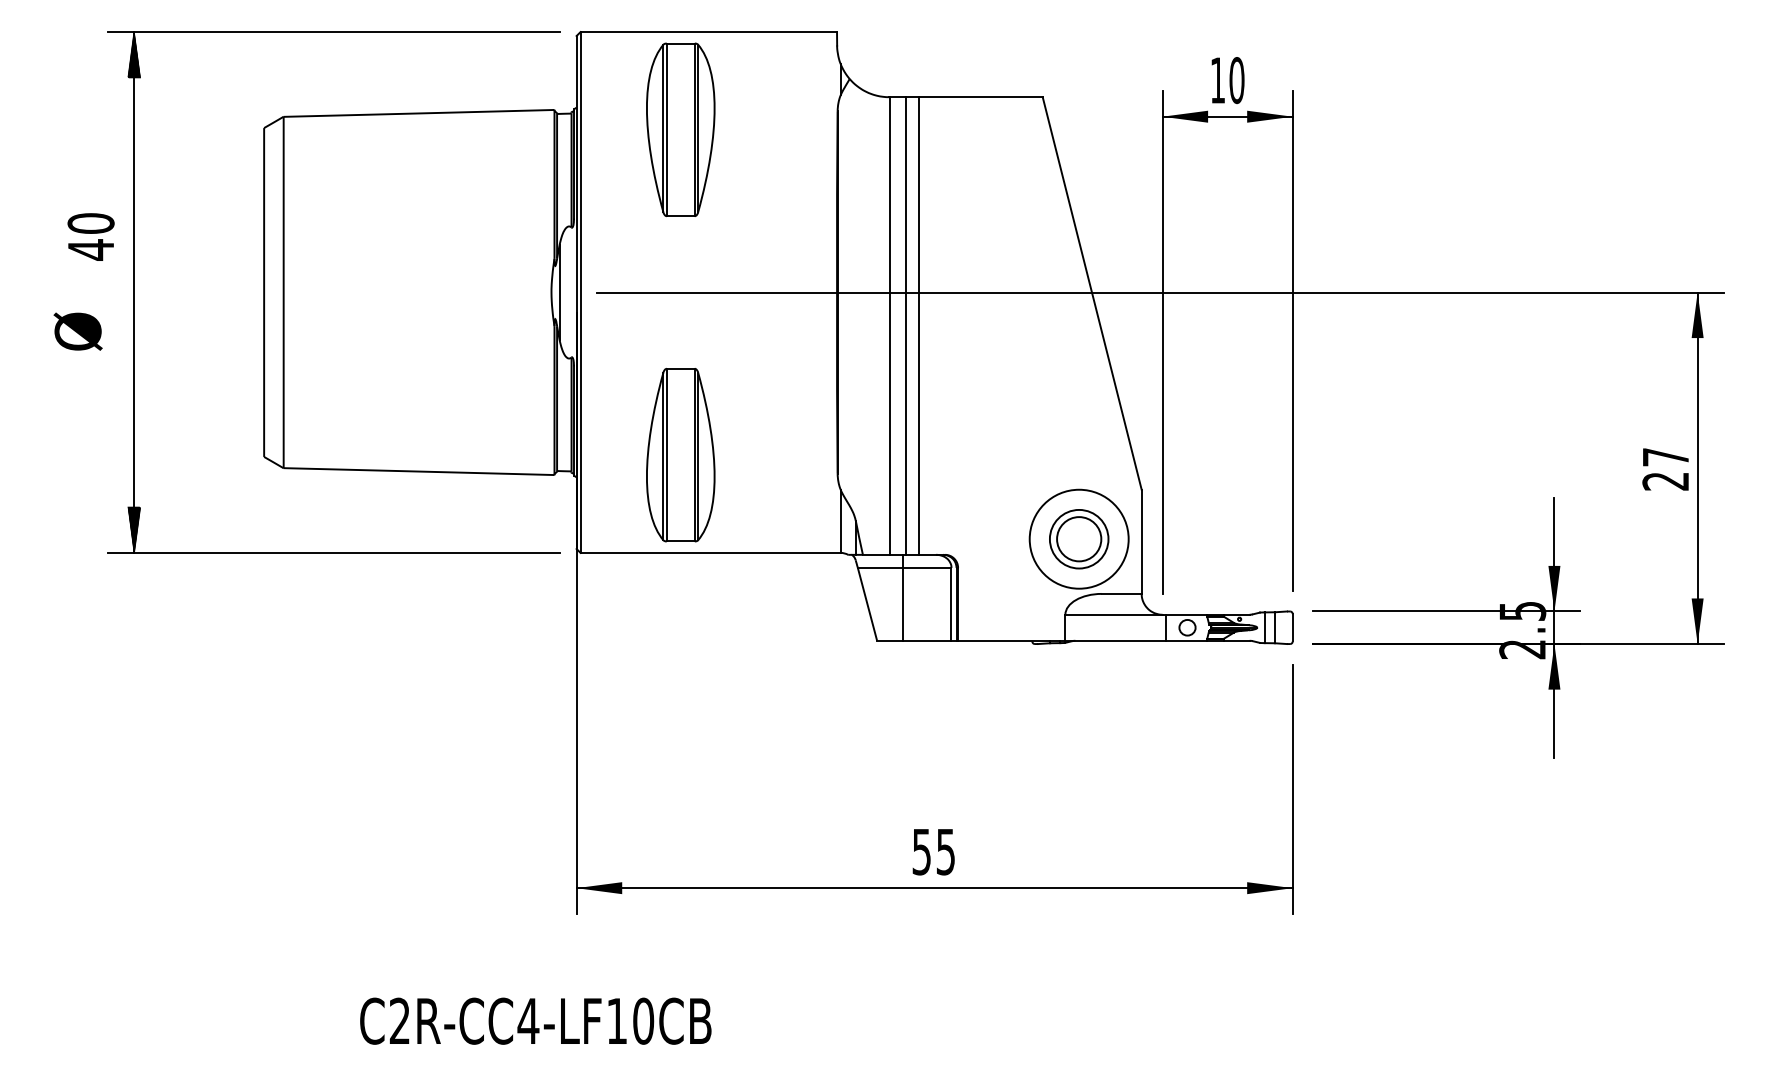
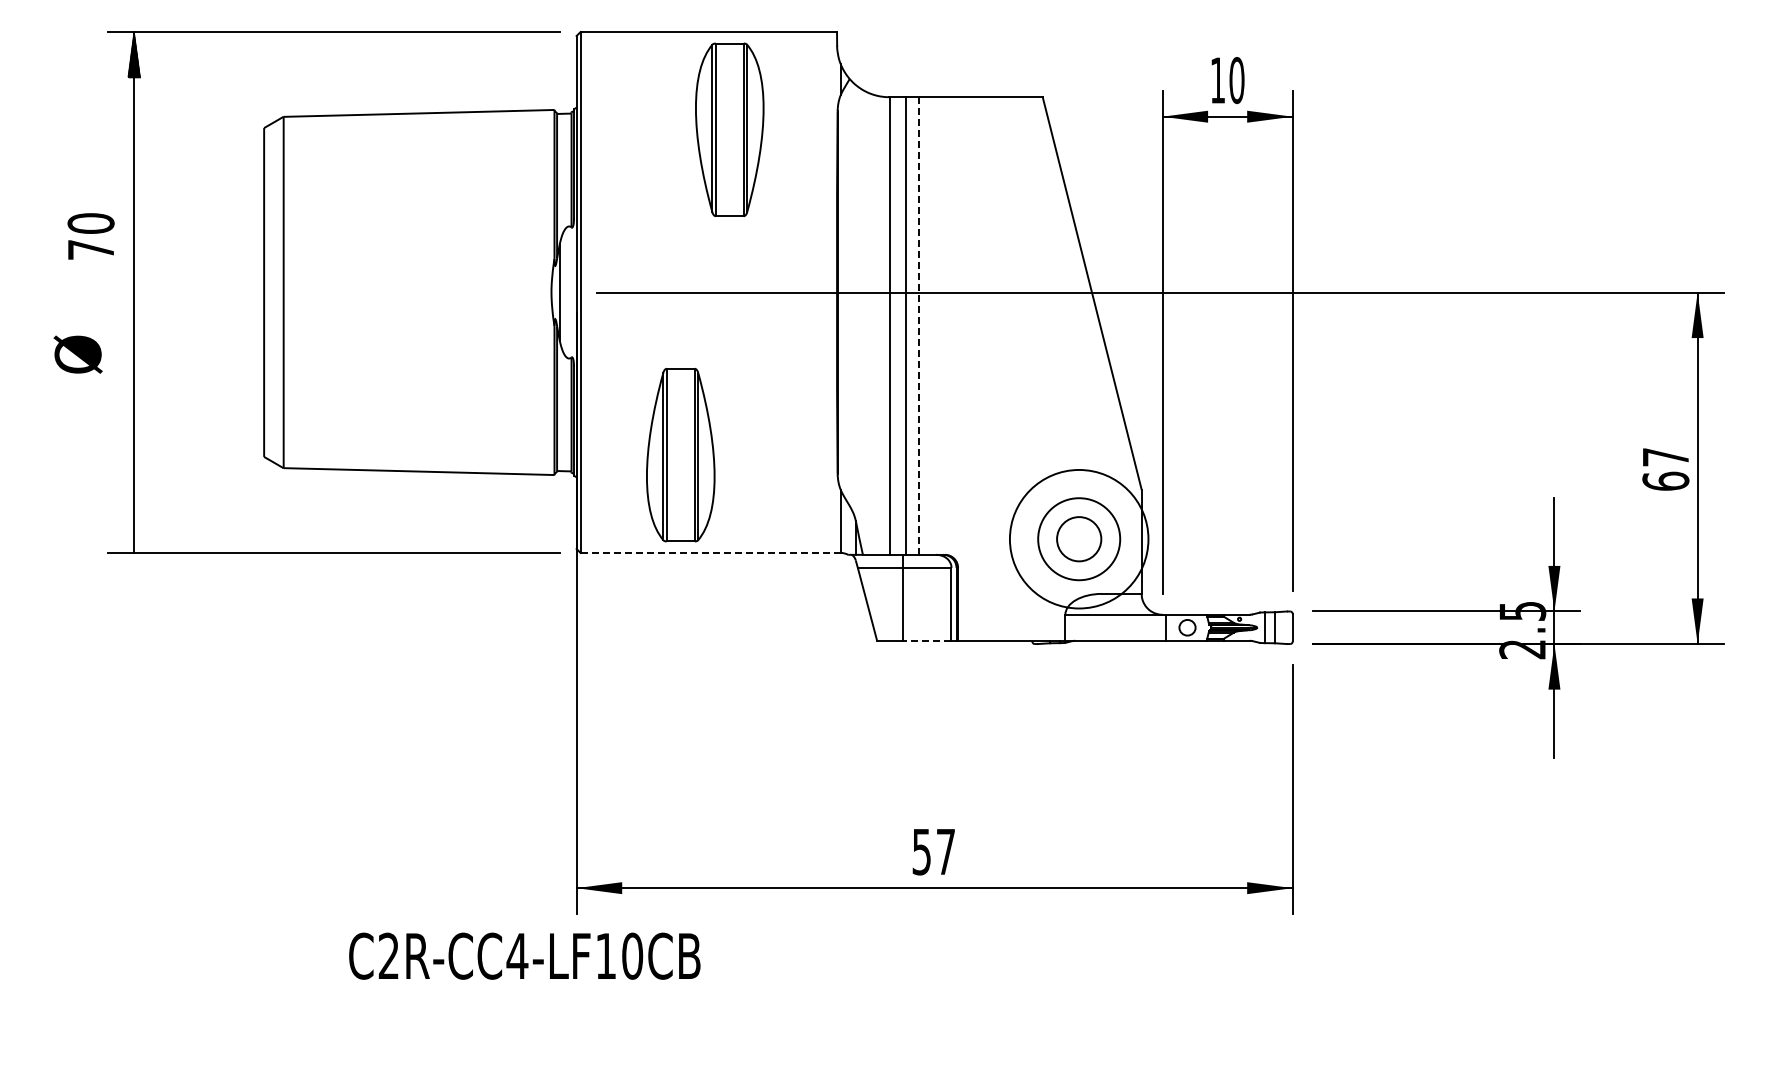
part position: (680, 129) -> (729, 129) (729, 129)
text: 40 -> 70 (90, 249)
line: solid -> dashed (919, 326)
text position: (77, 331) -> (77, 354) (77, 354)
text: 27 -> 67 (1665, 480)
hatch: present -> none (134, 529)
circle diameter: 59 px -> 82 px (1079, 539)
circle diameter: 99 px -> 139 px (1078, 538)
line: solid -> dashed (711, 552)
line: solid -> dashed (926, 640)
text: 55 -> 57 (945, 852)
text position: (535, 1020) -> (524, 955) (524, 955)
